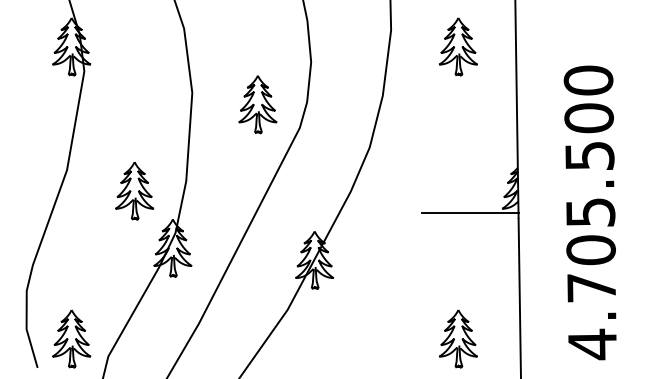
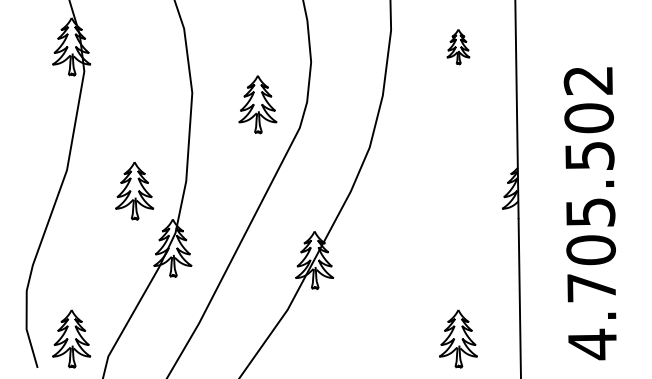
part size: 39x60 px -> 25x37 px (458, 47)
text: 4.705.500 -> 4.705.502 (588, 80)
line: present -> none (470, 212)
